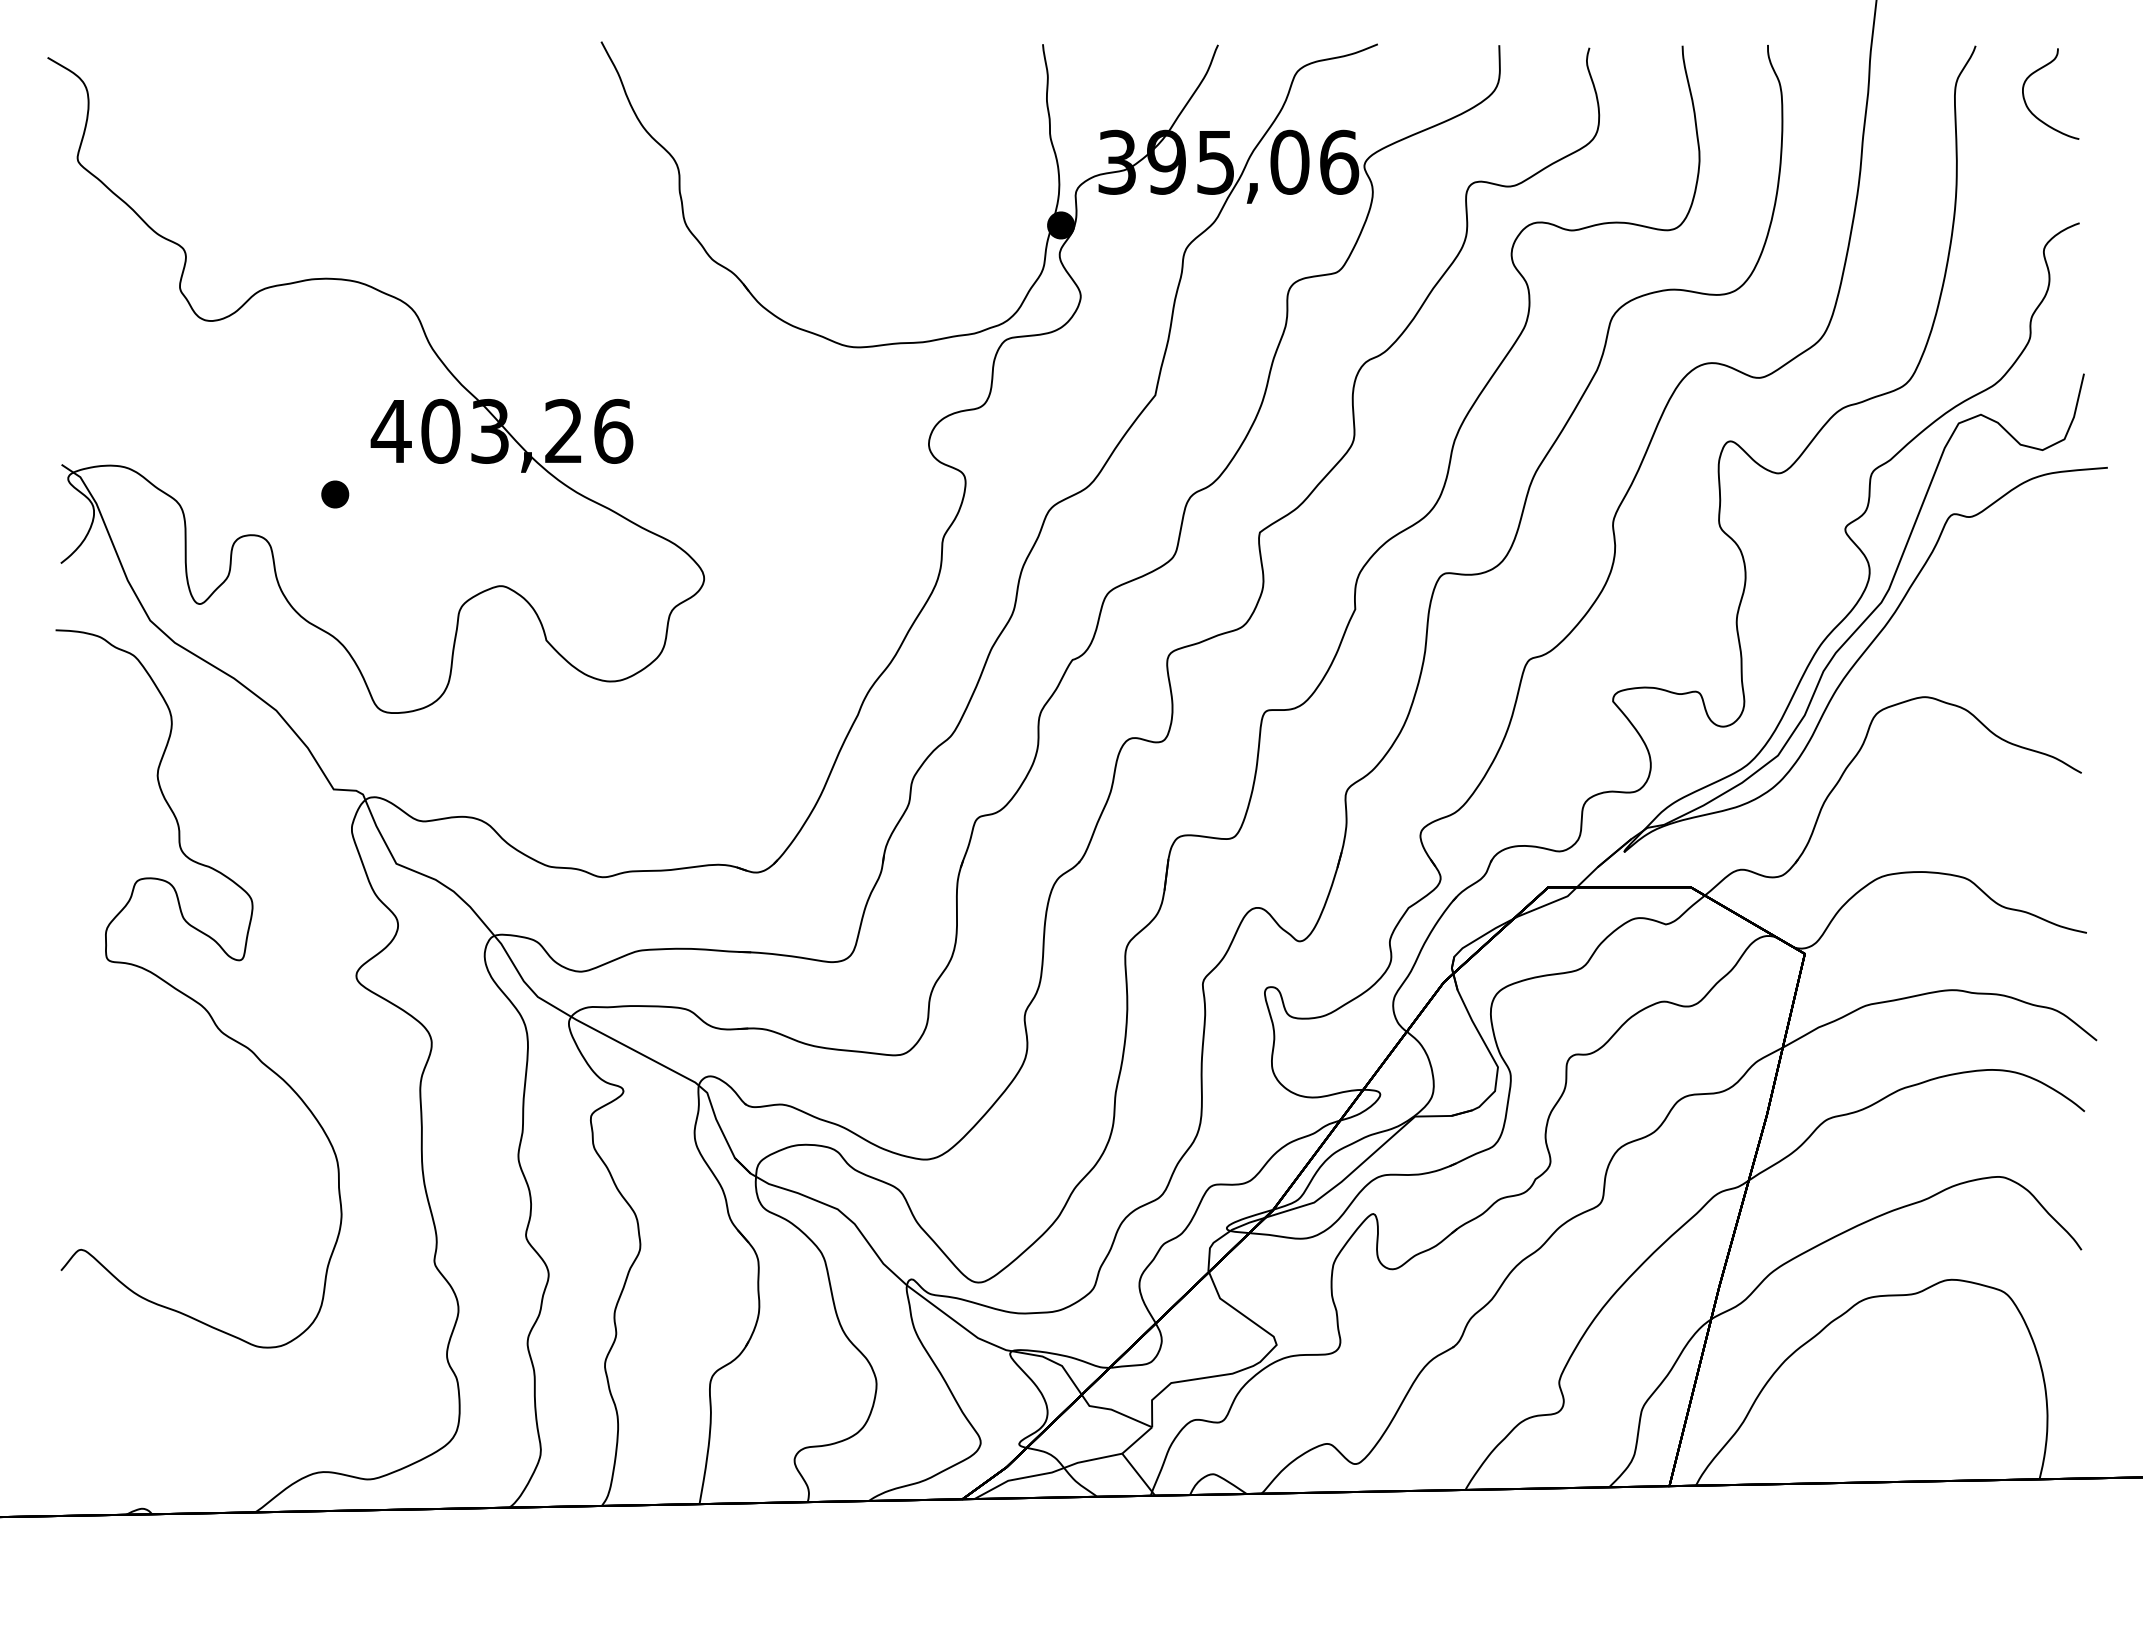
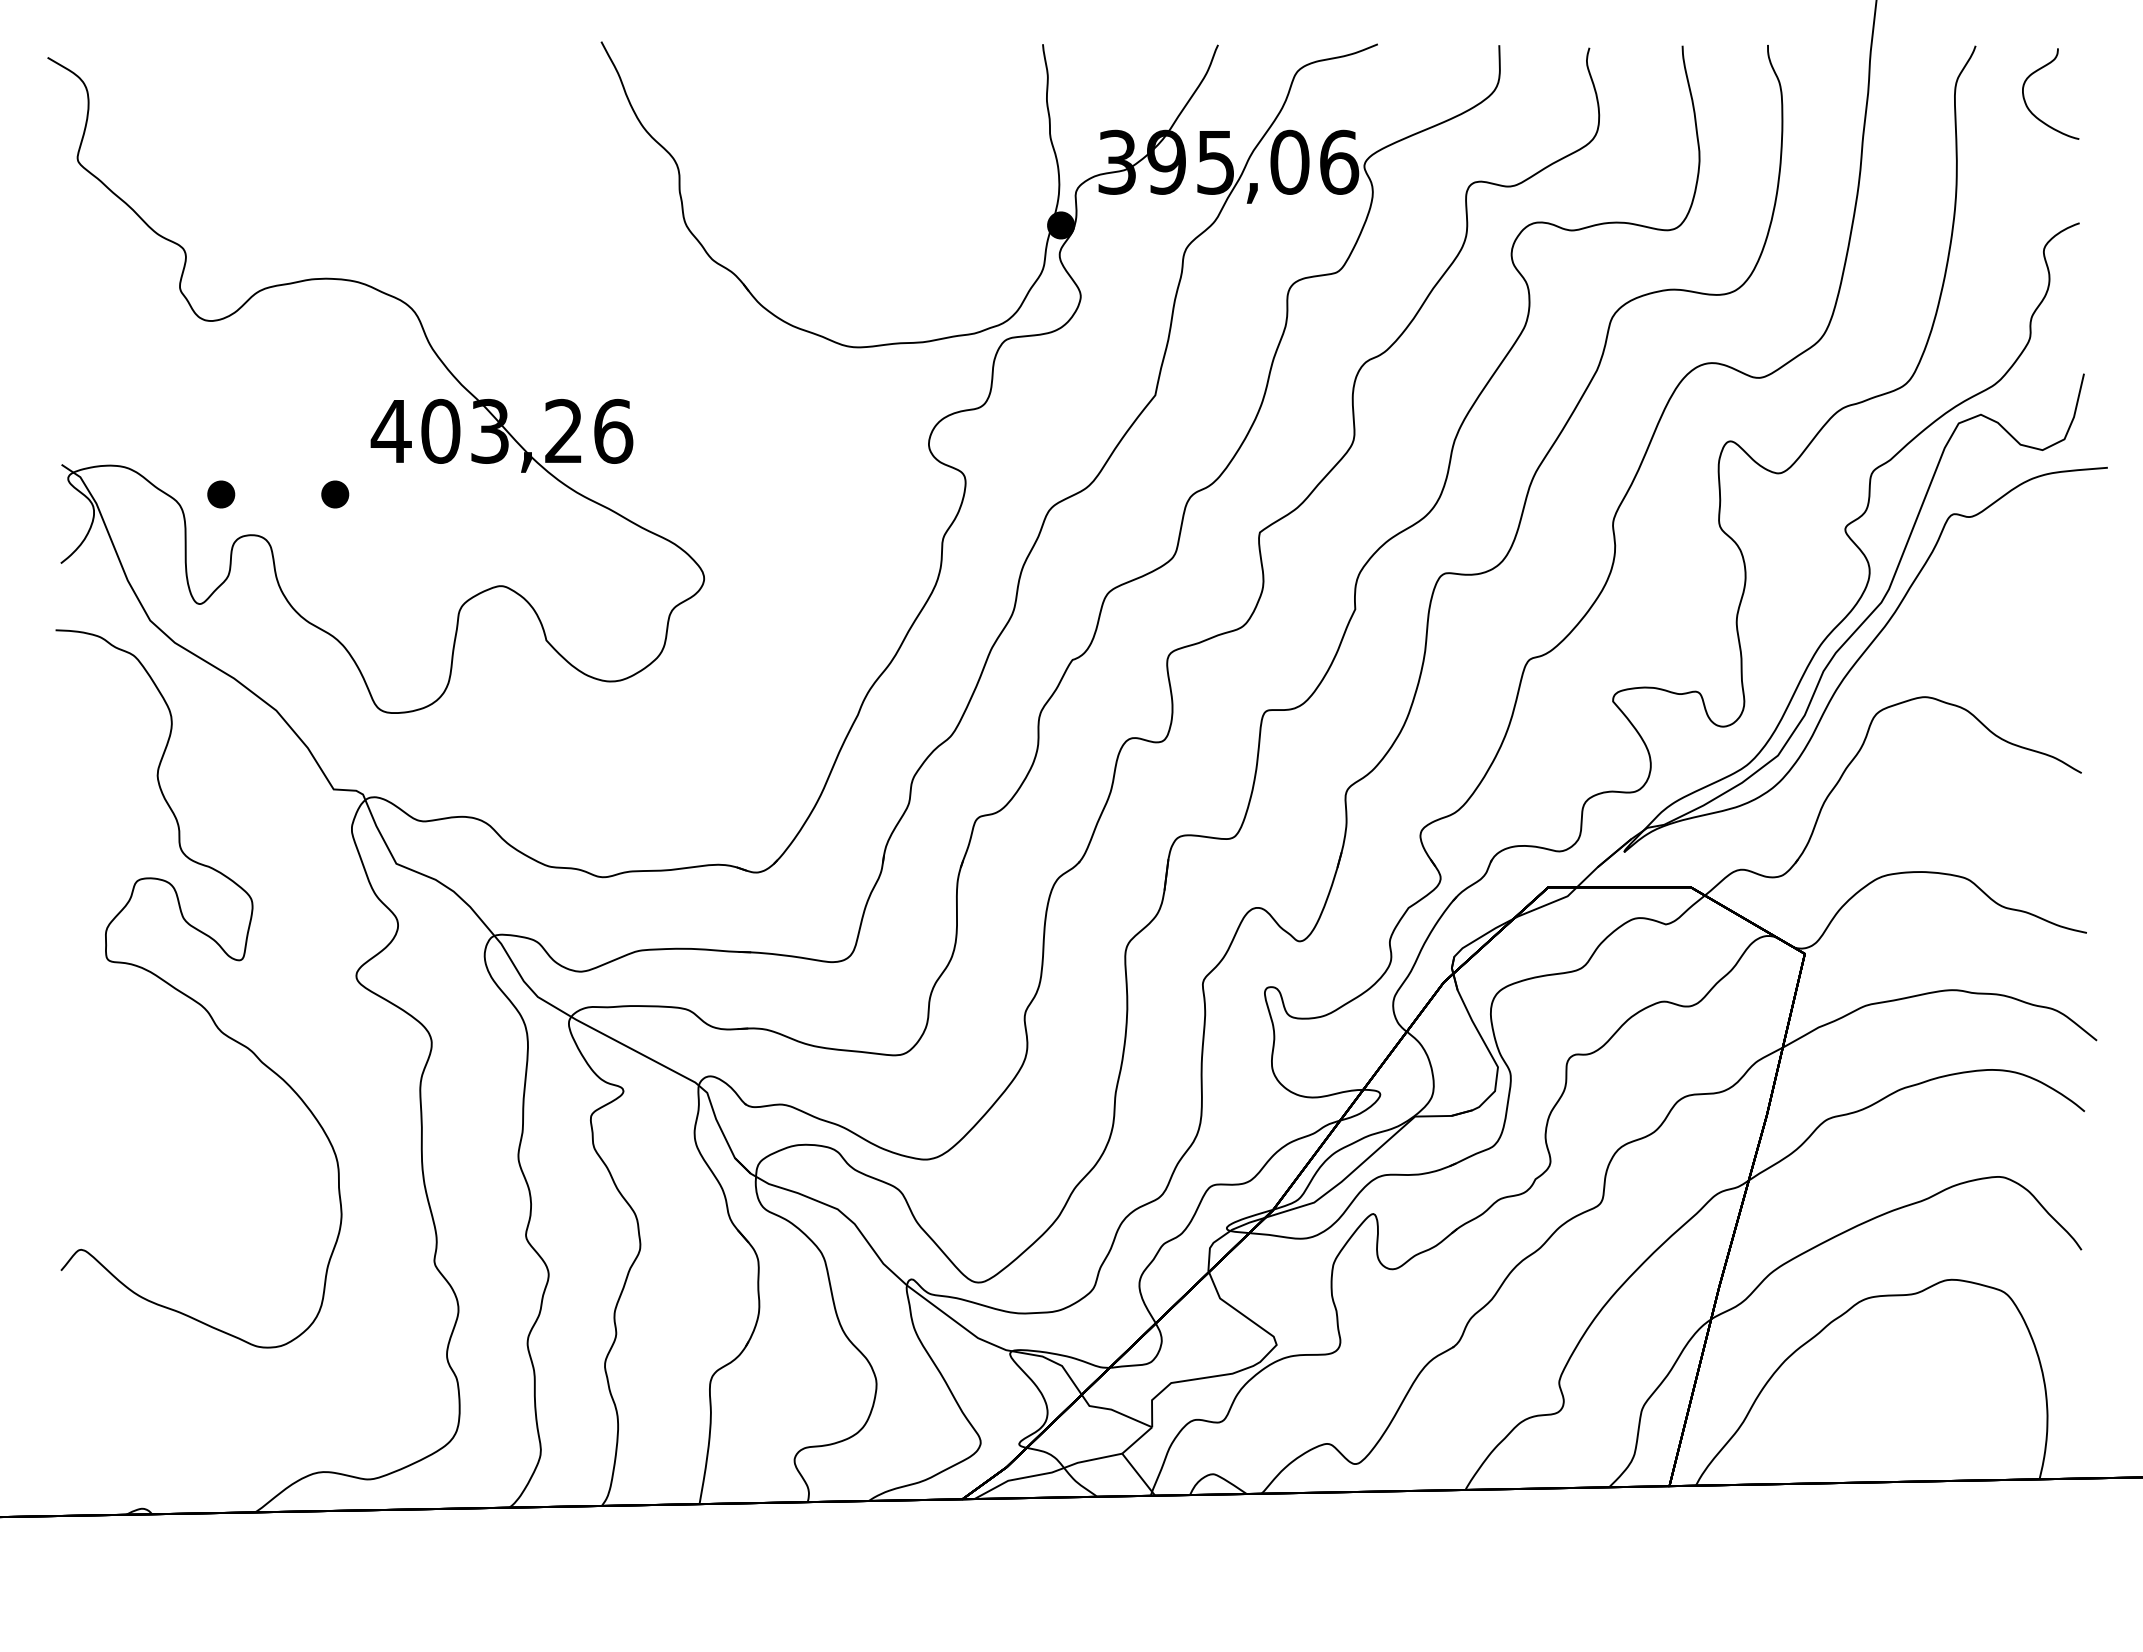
part: none -> present (221, 494)
